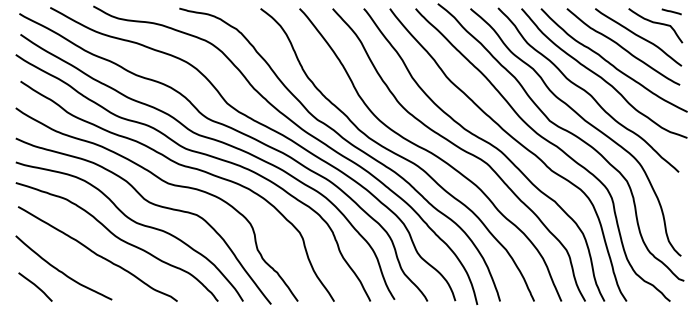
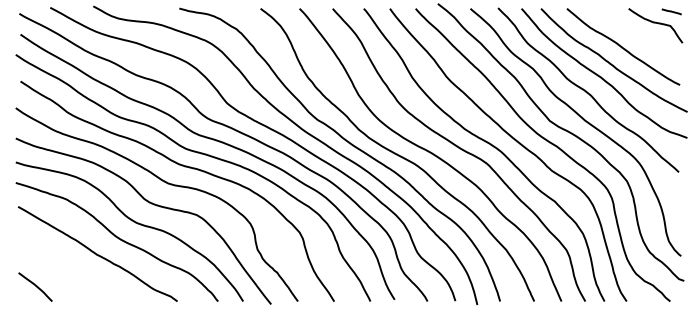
curve: present -> none (638, 37)
curve: present -> none (62, 271)
